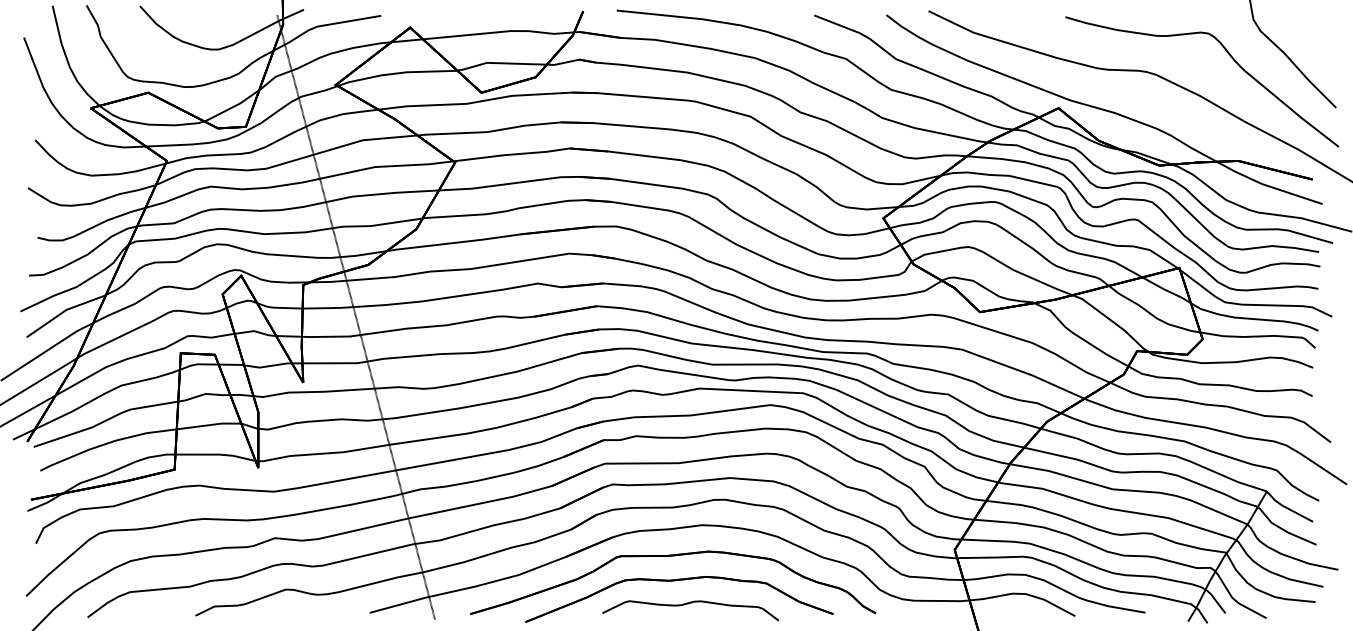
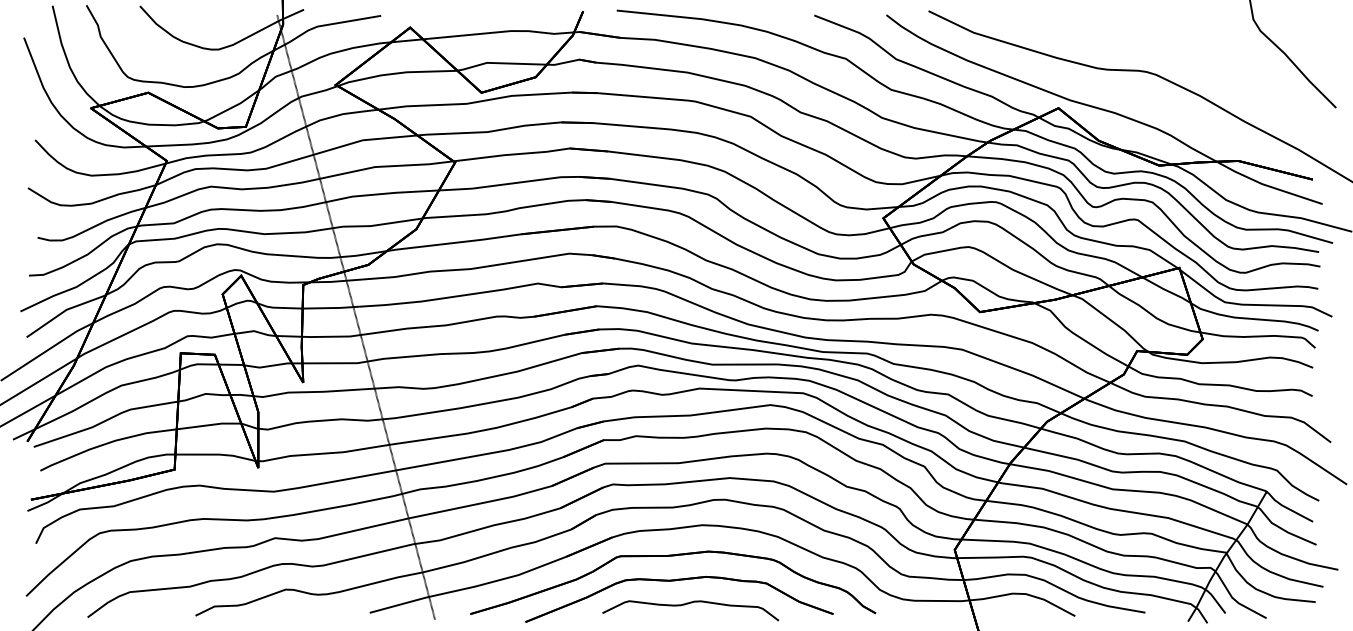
curve: present -> none (1230, 57)
